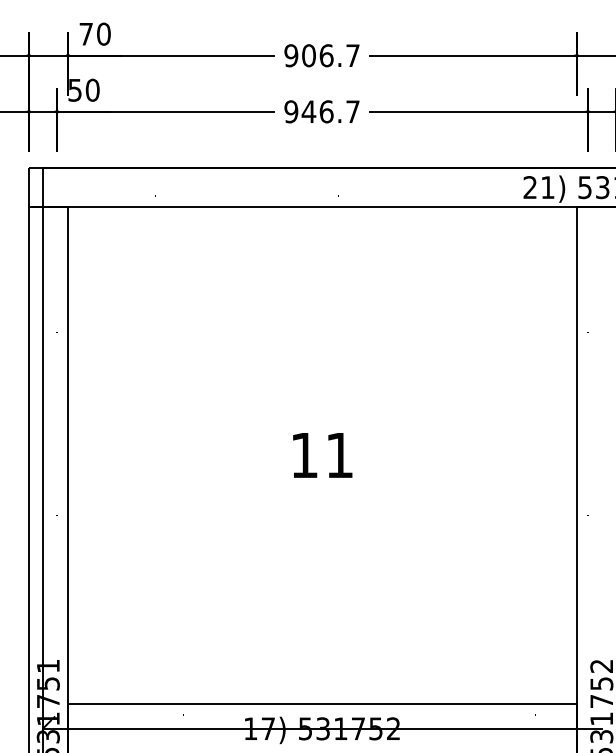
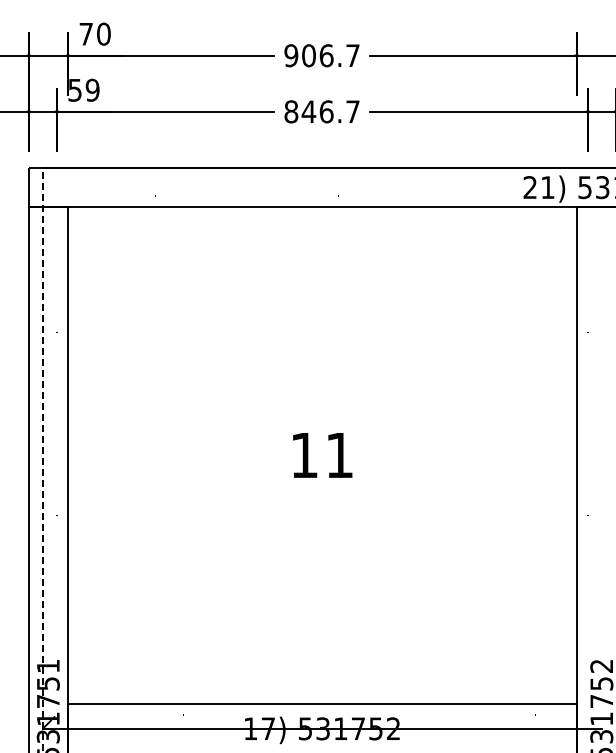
text: 50 -> 59 (92, 90)
text: 946.7 -> 846.7 (291, 111)
line: solid -> dashed (42, 459)
